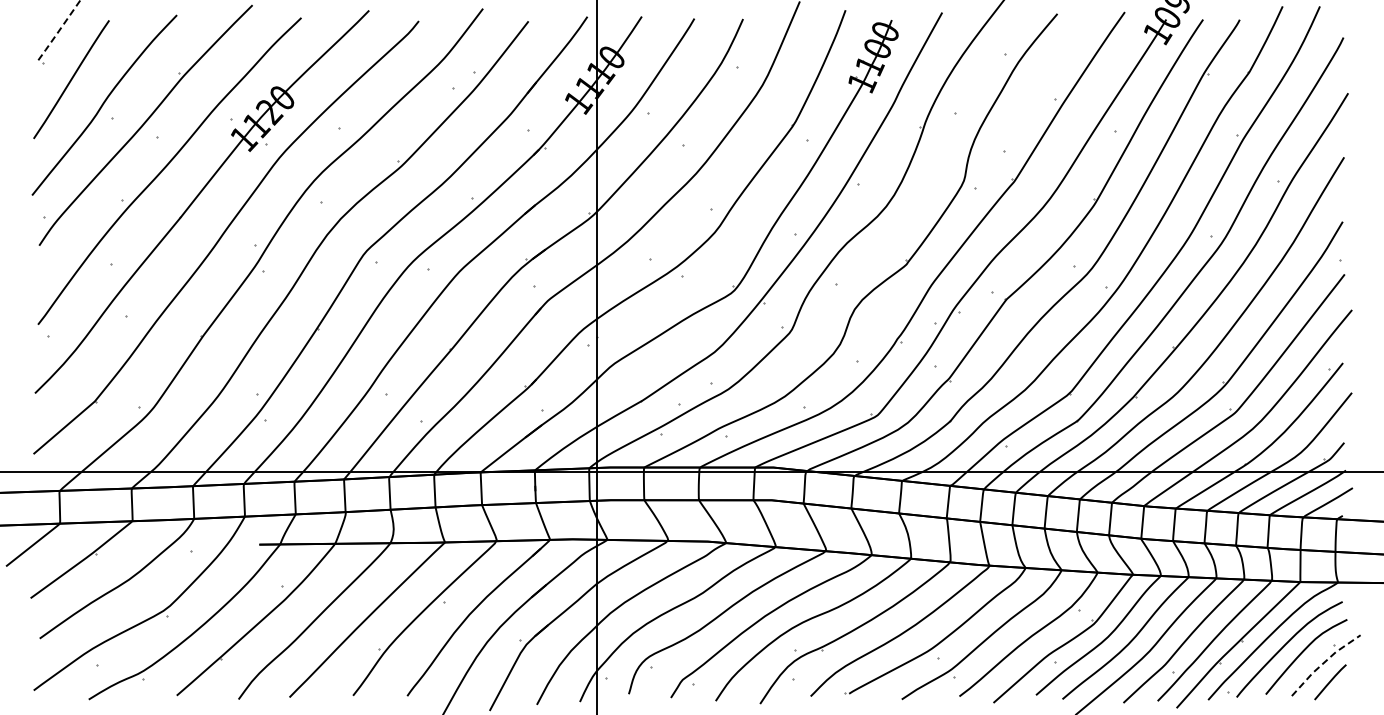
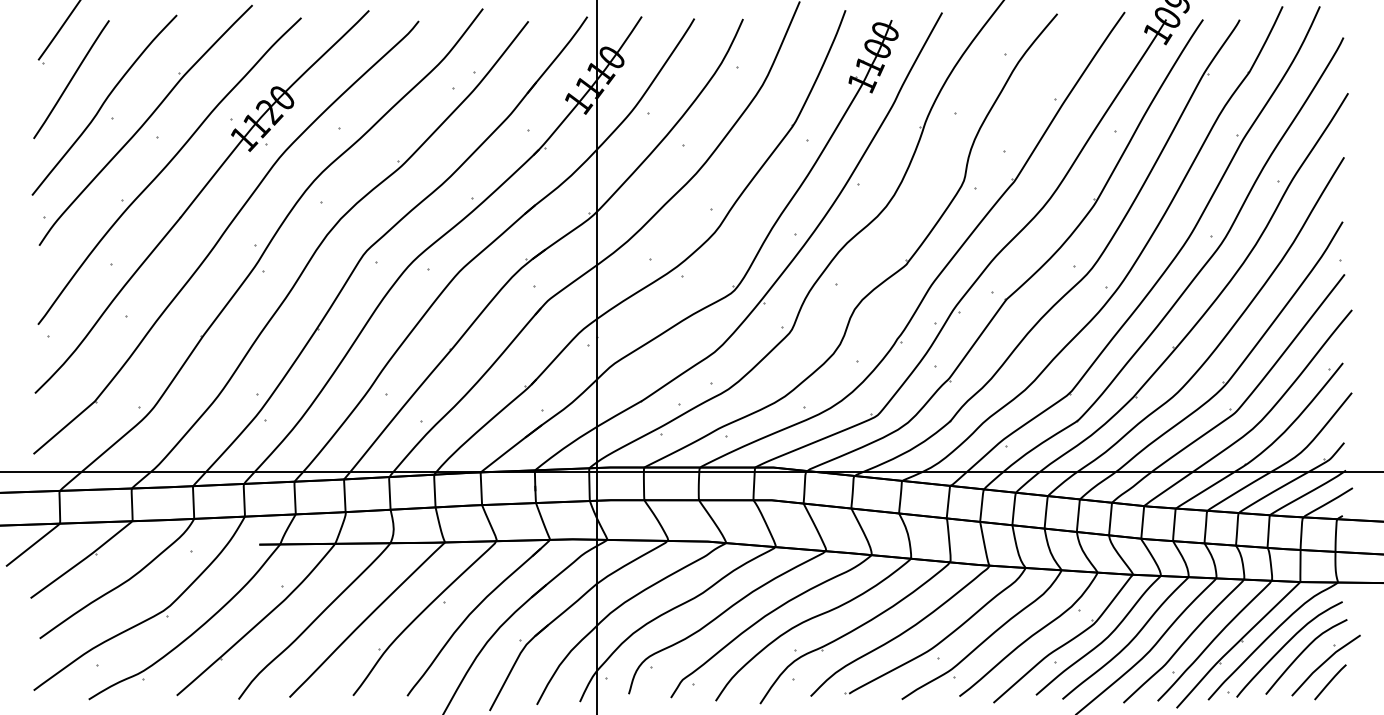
line: dashed -> solid (58, 31)
line: dashed -> solid (1323, 663)
